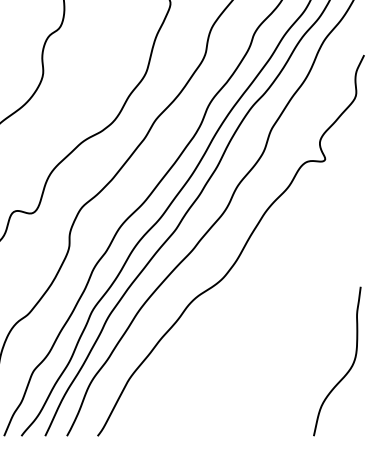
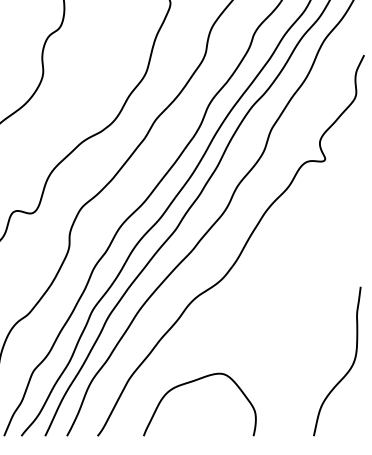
curve: none -> present (192, 382)
